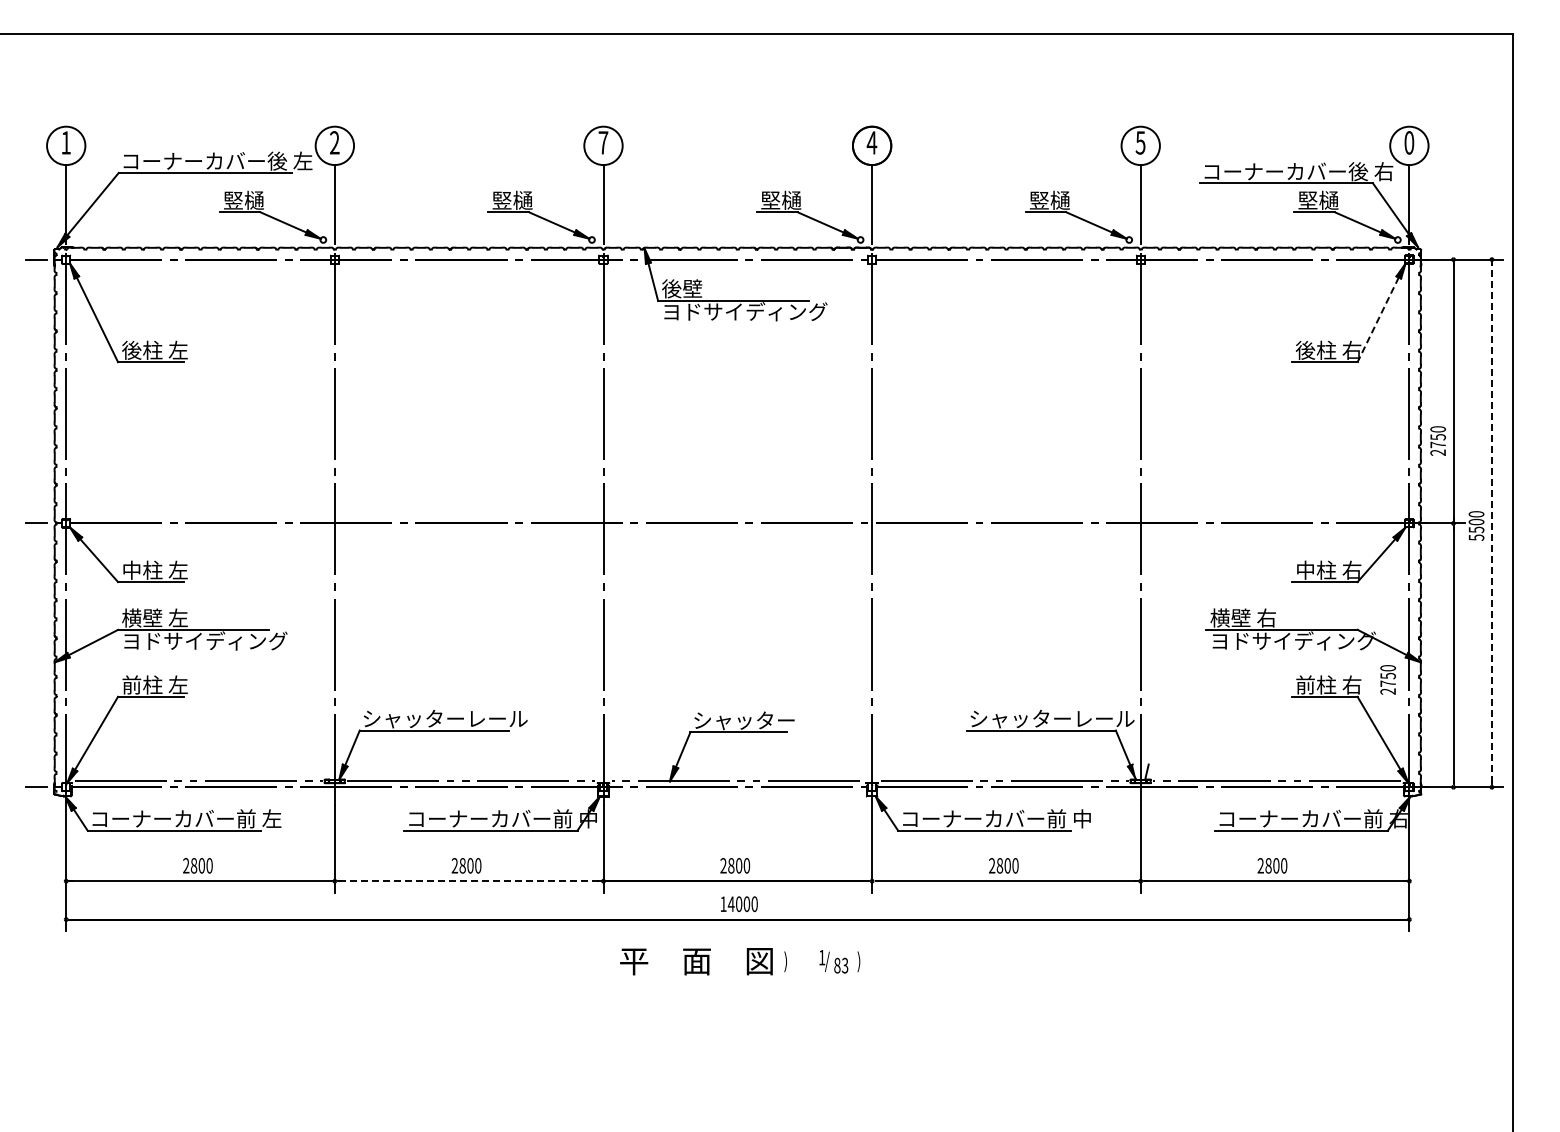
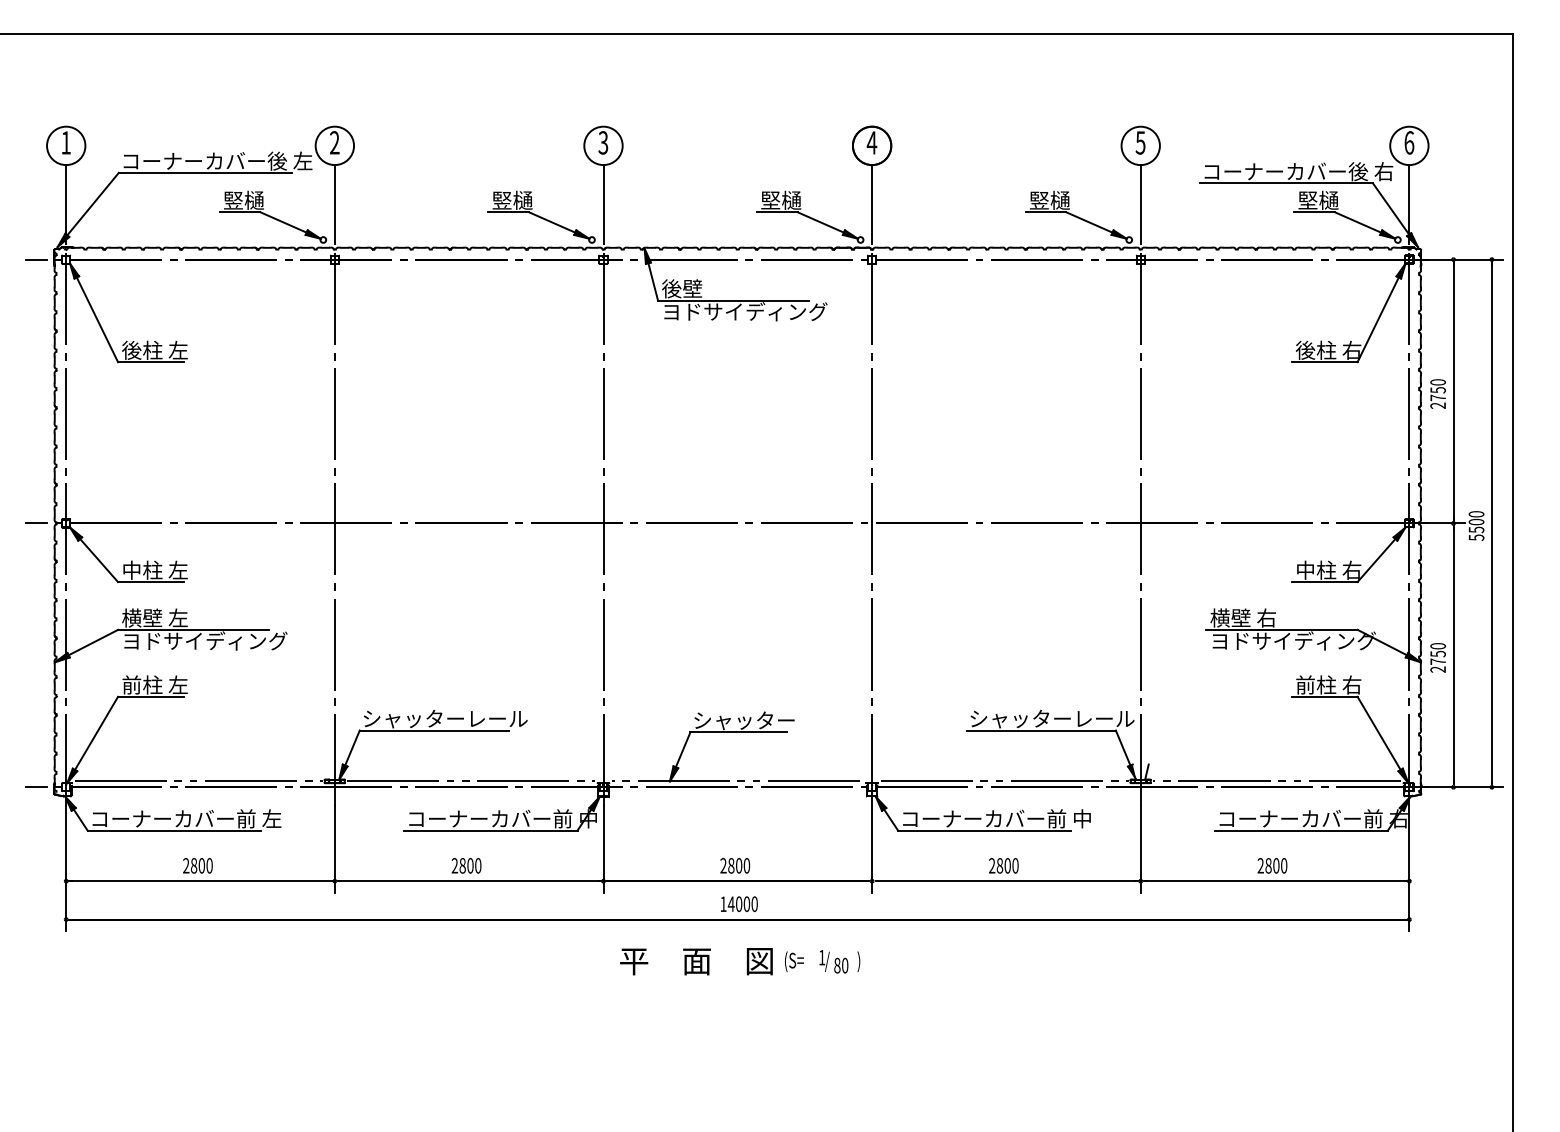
text: 7 -> 3 (603, 142)
text: 0 -> 6 (1409, 142)
line: dashed -> solid (1377, 320)
text position: (1437, 440) -> (1437, 393) (1437, 393)
line: dashed -> solid (1491, 522)
text position: (1387, 679) -> (1437, 657) (1437, 657)
line: dashed -> solid (469, 881)
text: ) -> (S= (793, 961)
text: 83 -> 80 (844, 965)
